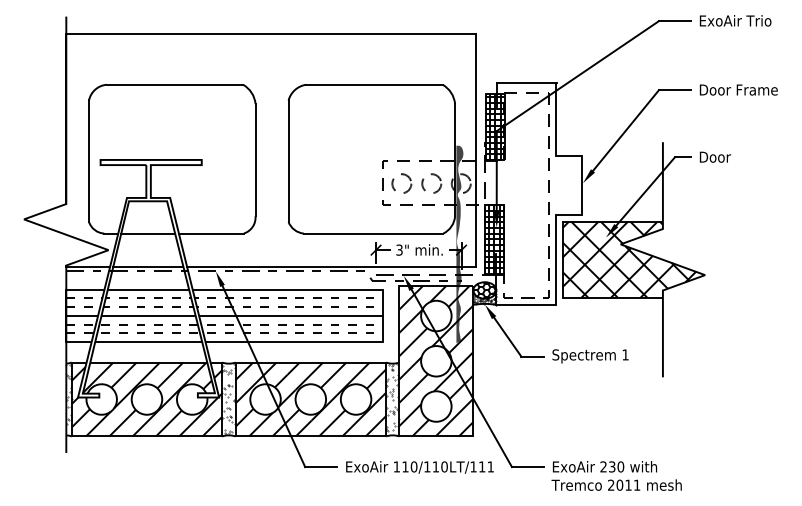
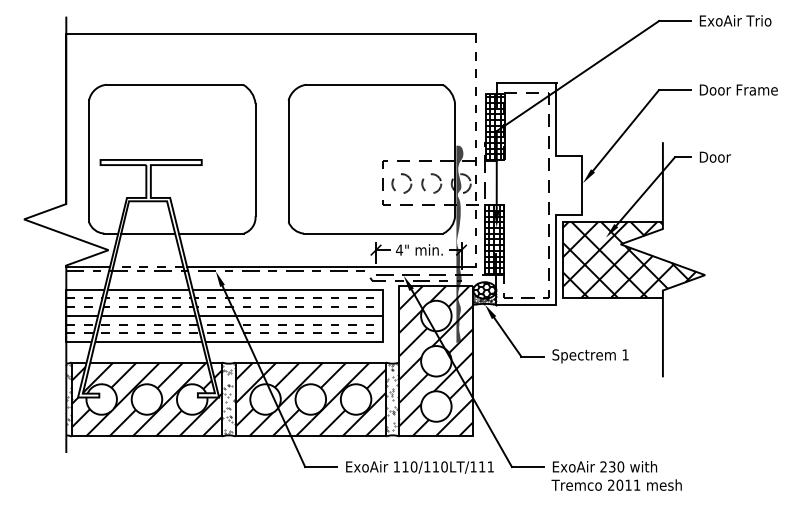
line: solid -> dashed (476, 150)
text: 3" -> 4" (399, 249)
line: solid -> dashed (148, 266)
